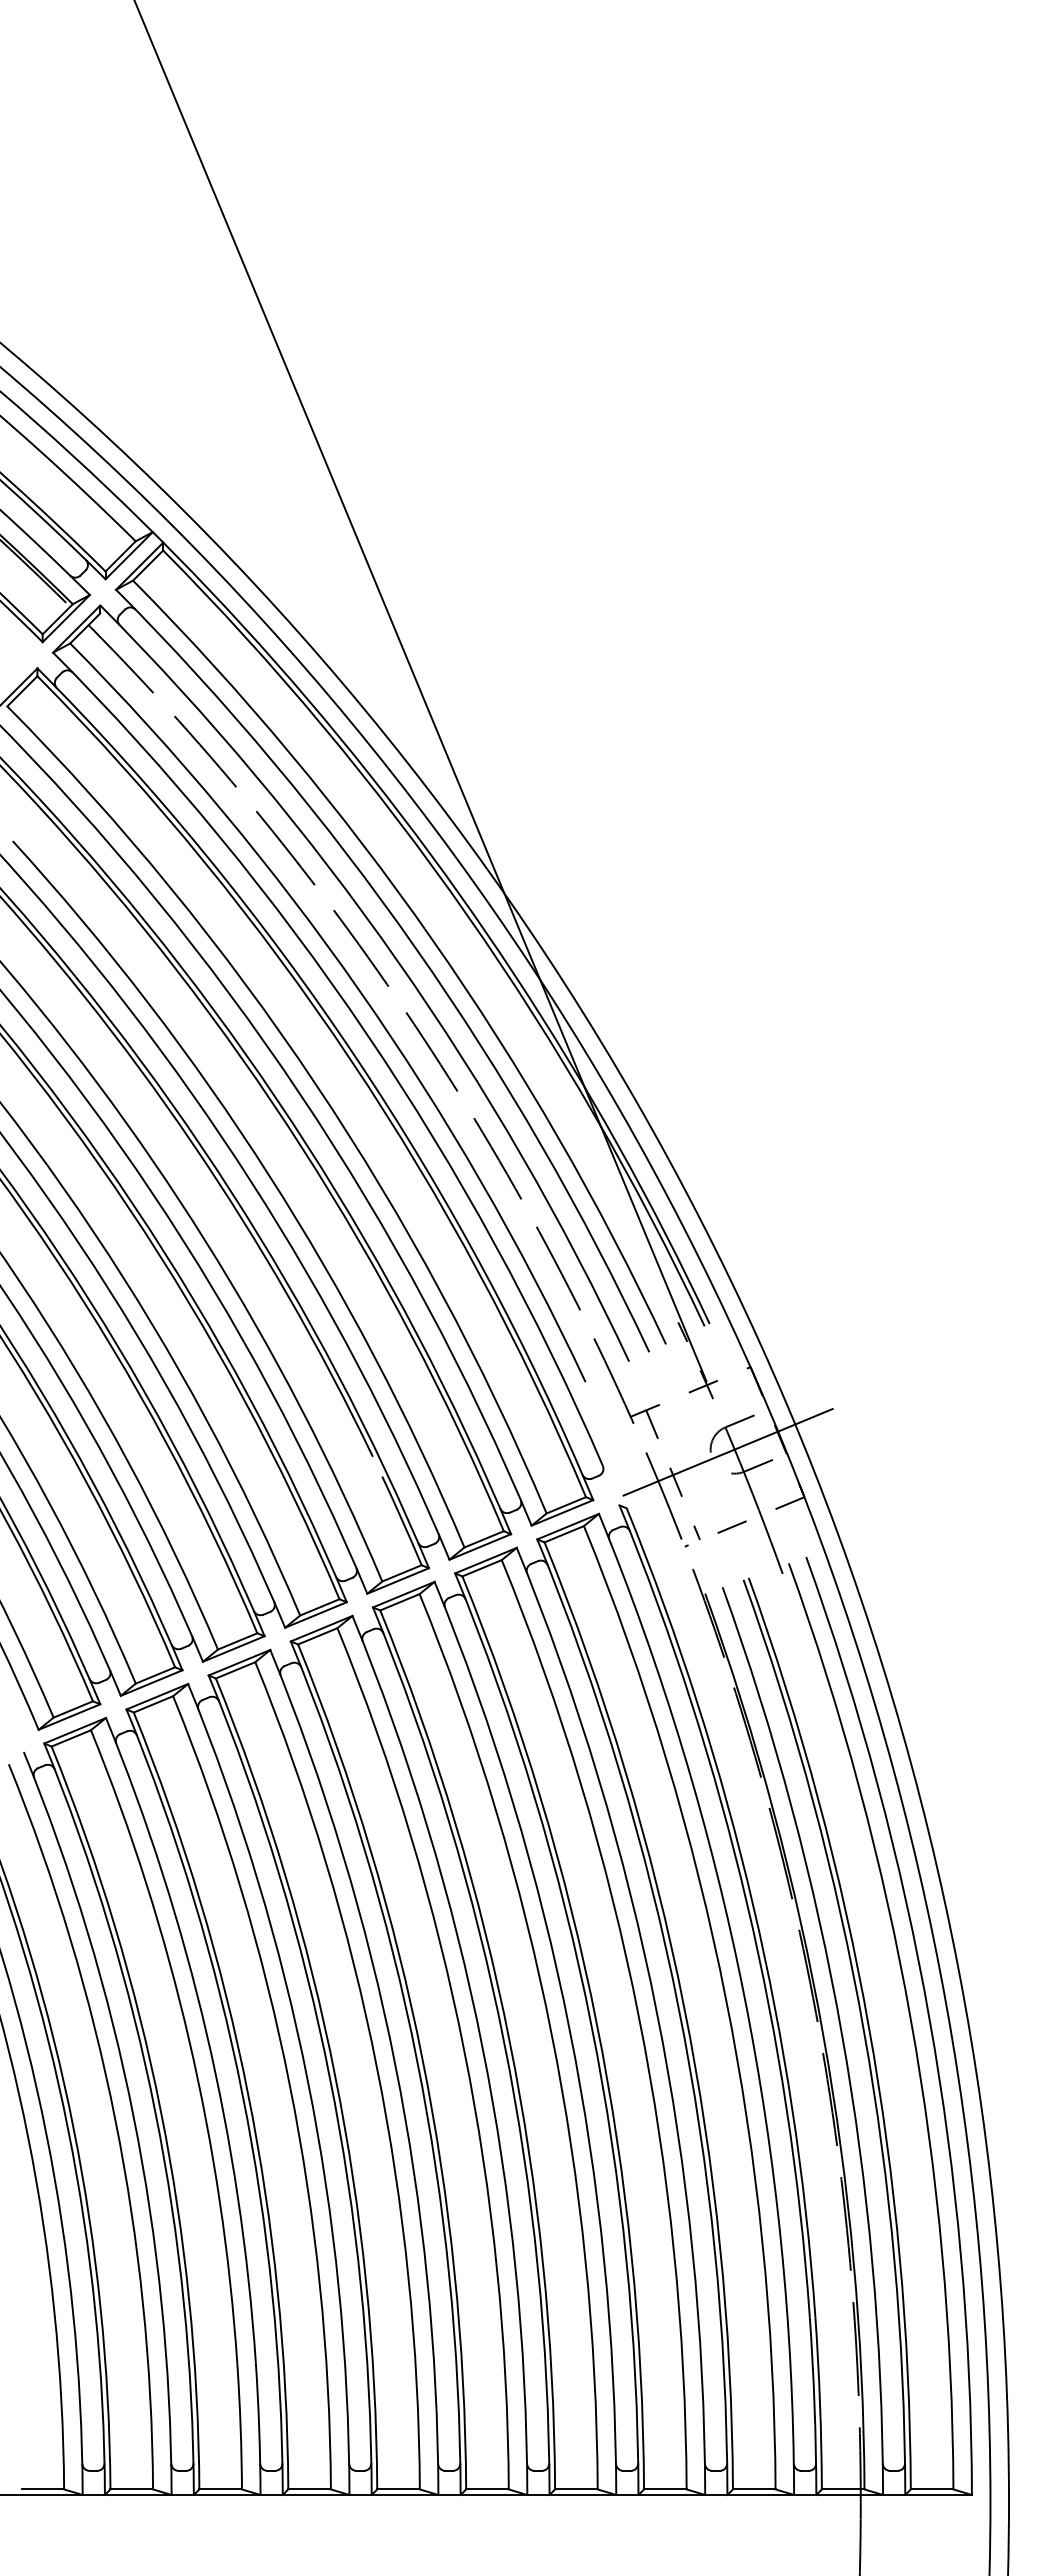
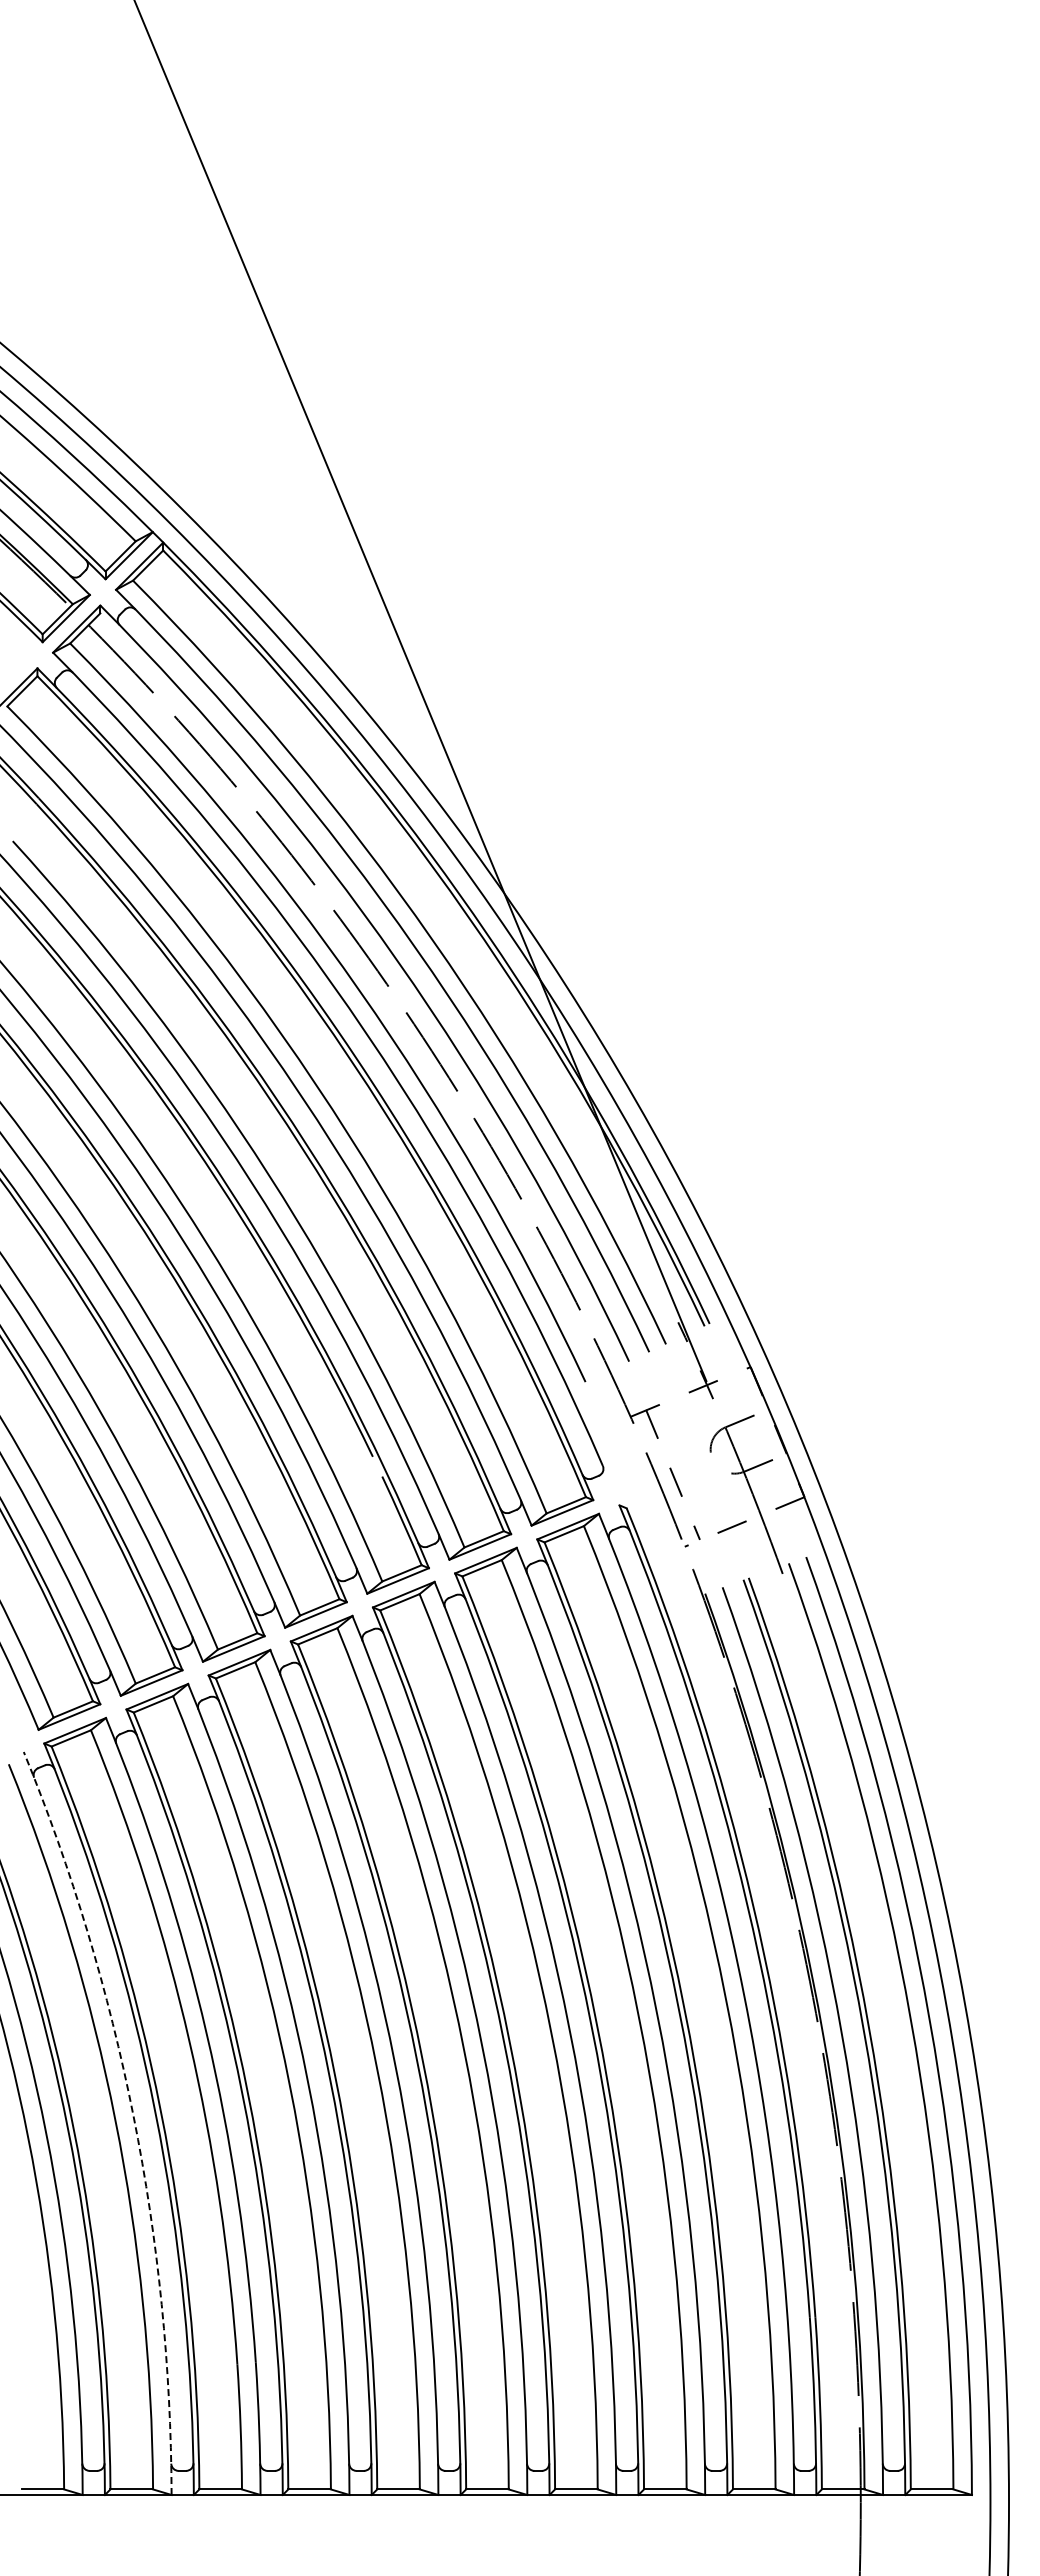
line: present -> none (727, 1451)
arc: solid -> dashed (133, 2116)
